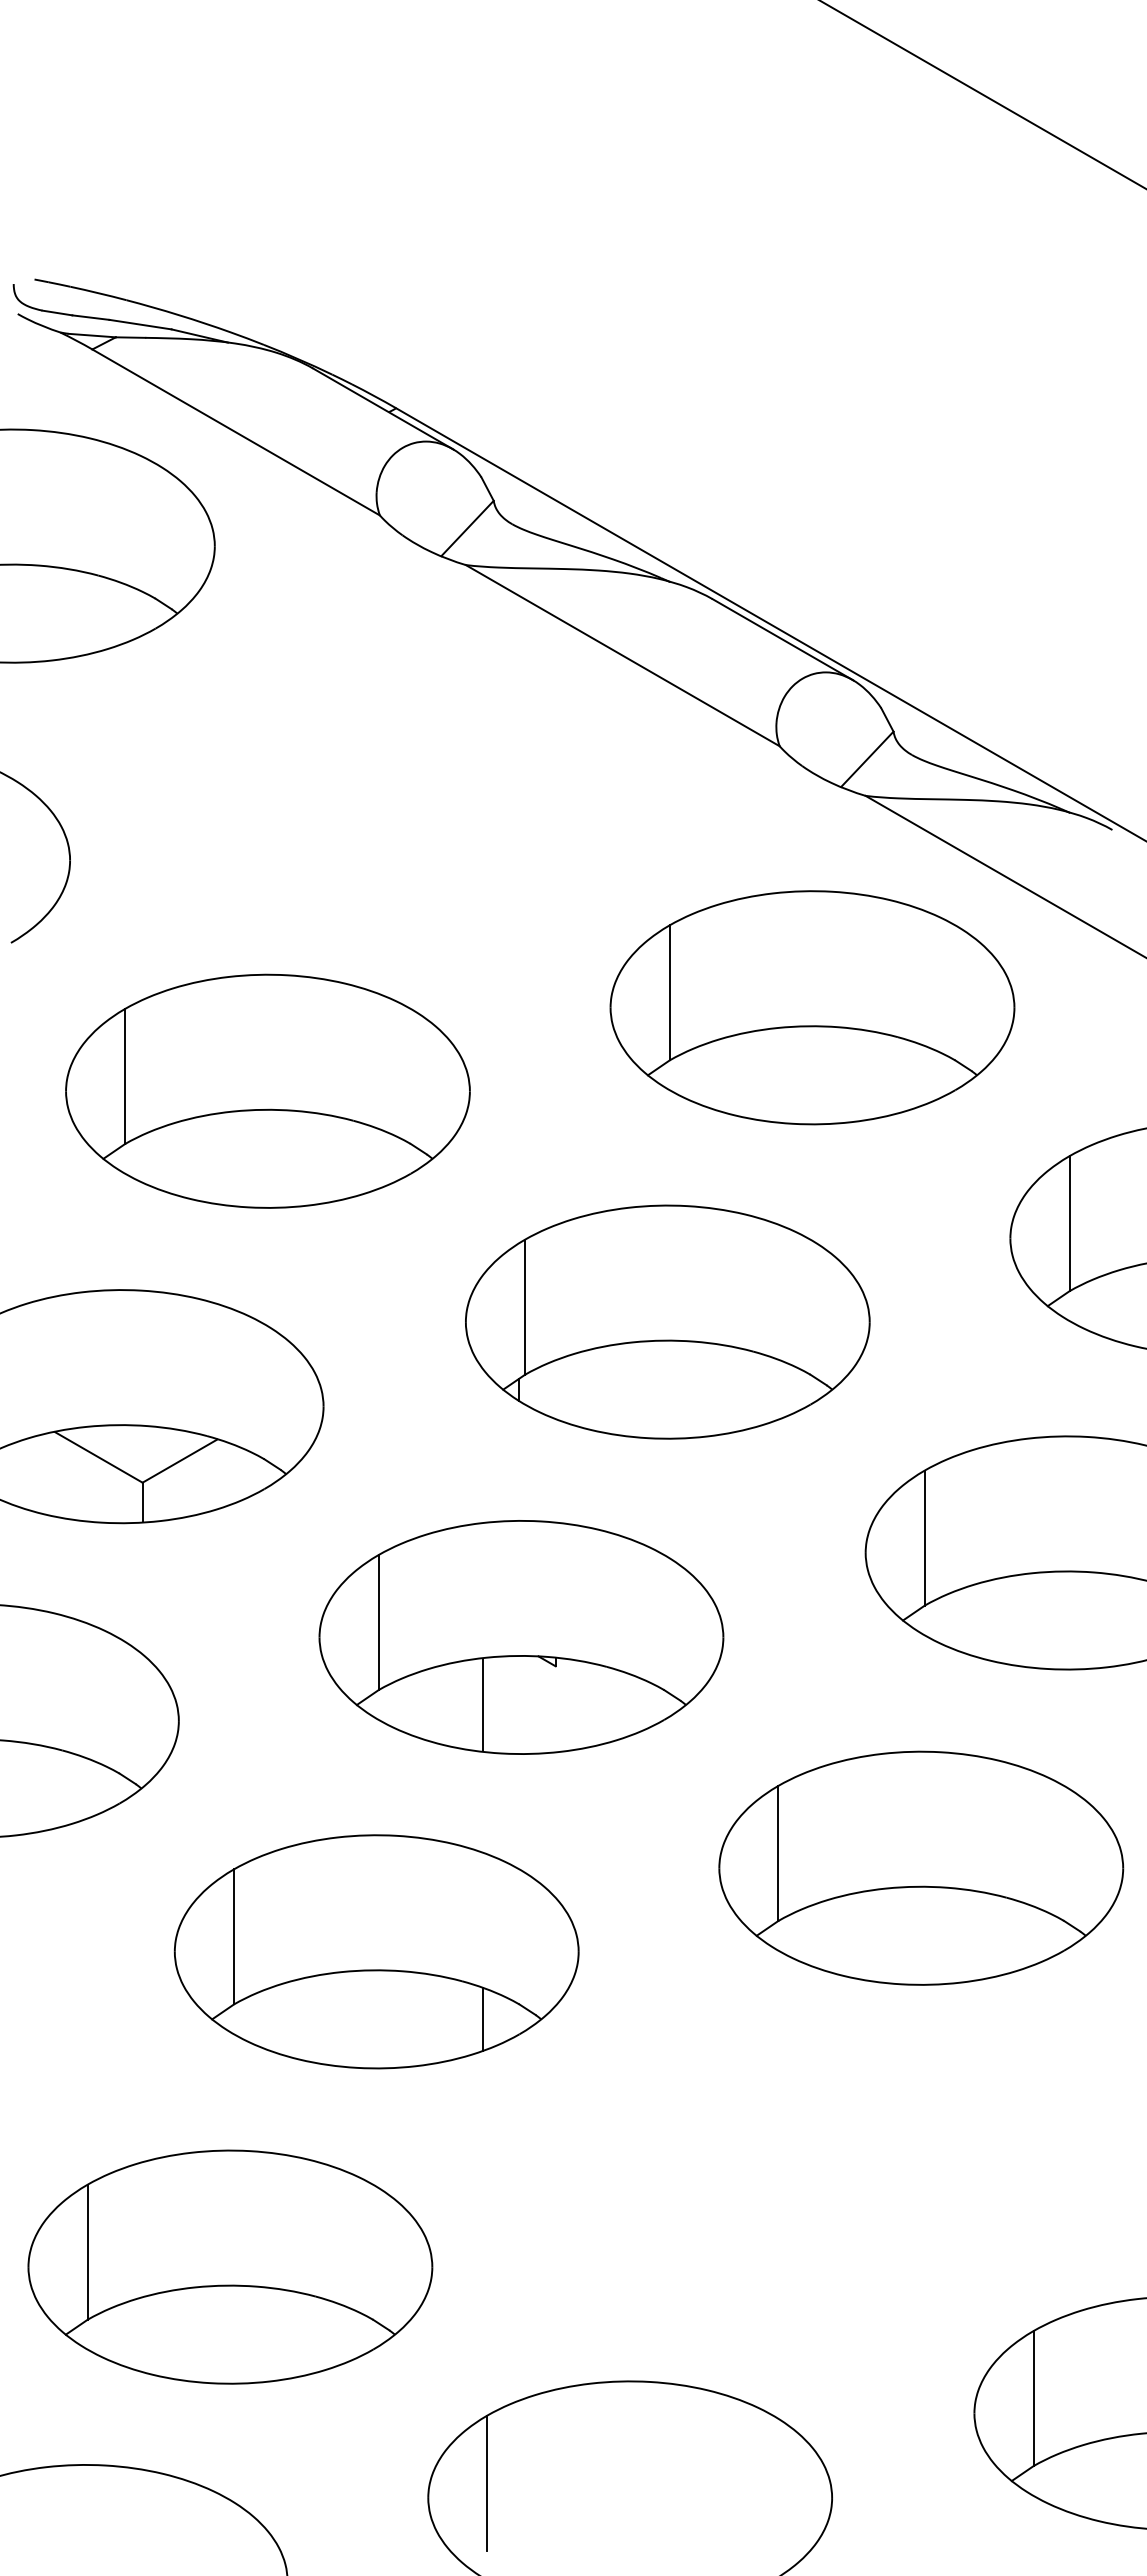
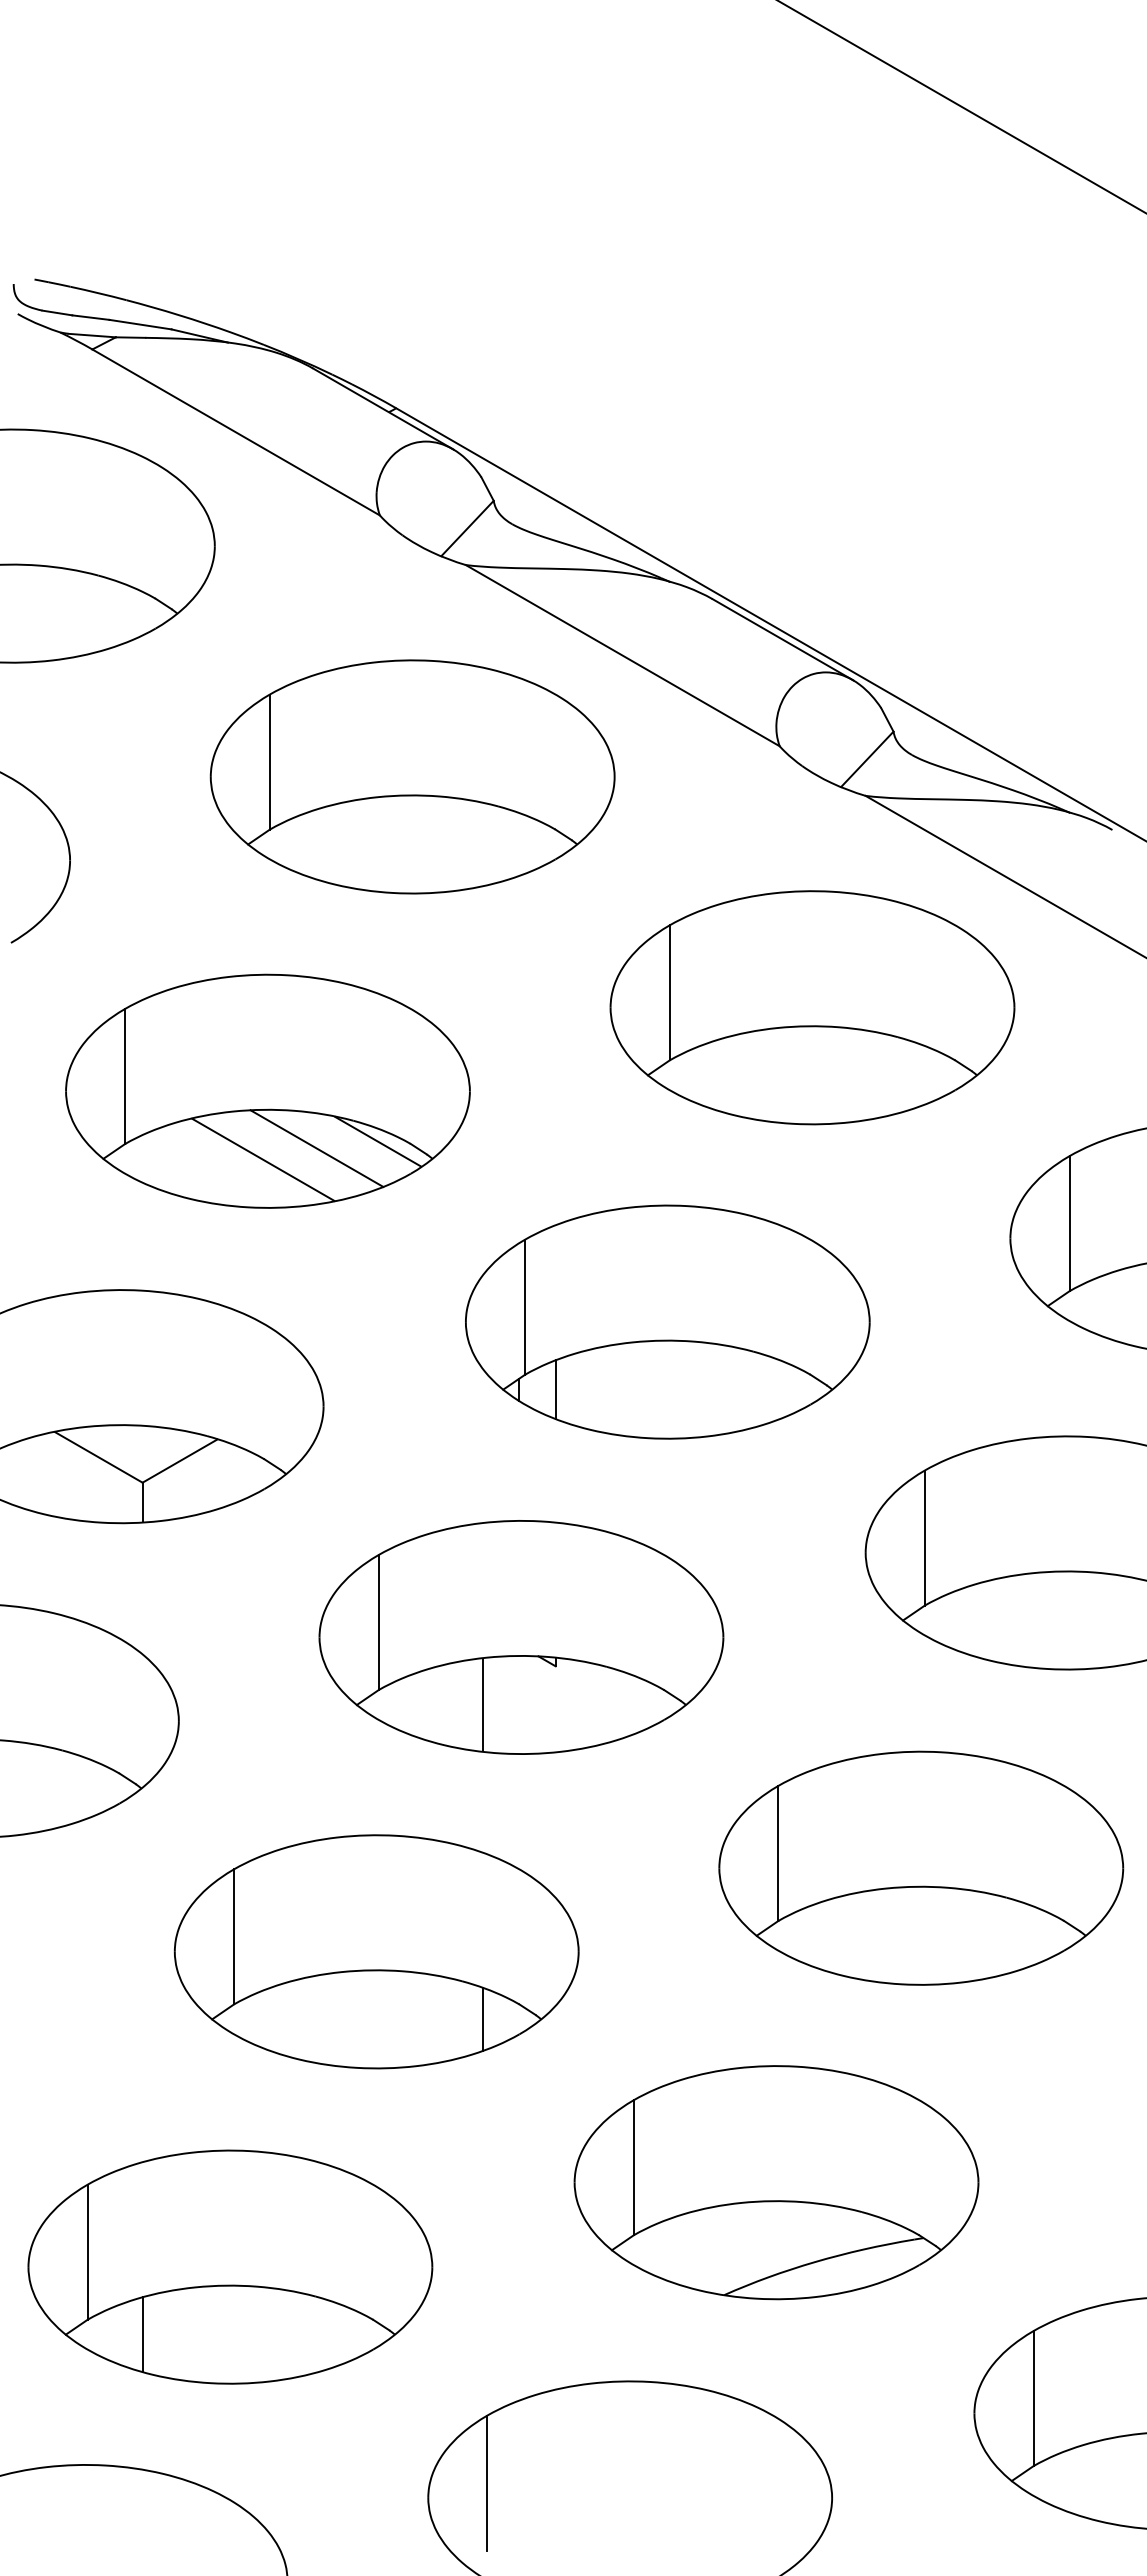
line position: (983, 94) -> (961, 107) (961, 107)
part: none -> present (412, 776)
line: none -> present (378, 1141)
line: none -> present (316, 1148)
line: none -> present (263, 1159)
line: none -> present (555, 1389)
part: none -> present (776, 2182)
line: none -> present (142, 2334)
